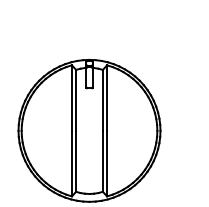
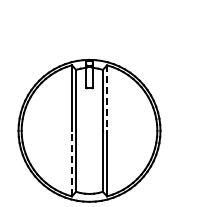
line: solid -> dashed (107, 98)
line: solid -> dashed (71, 163)
